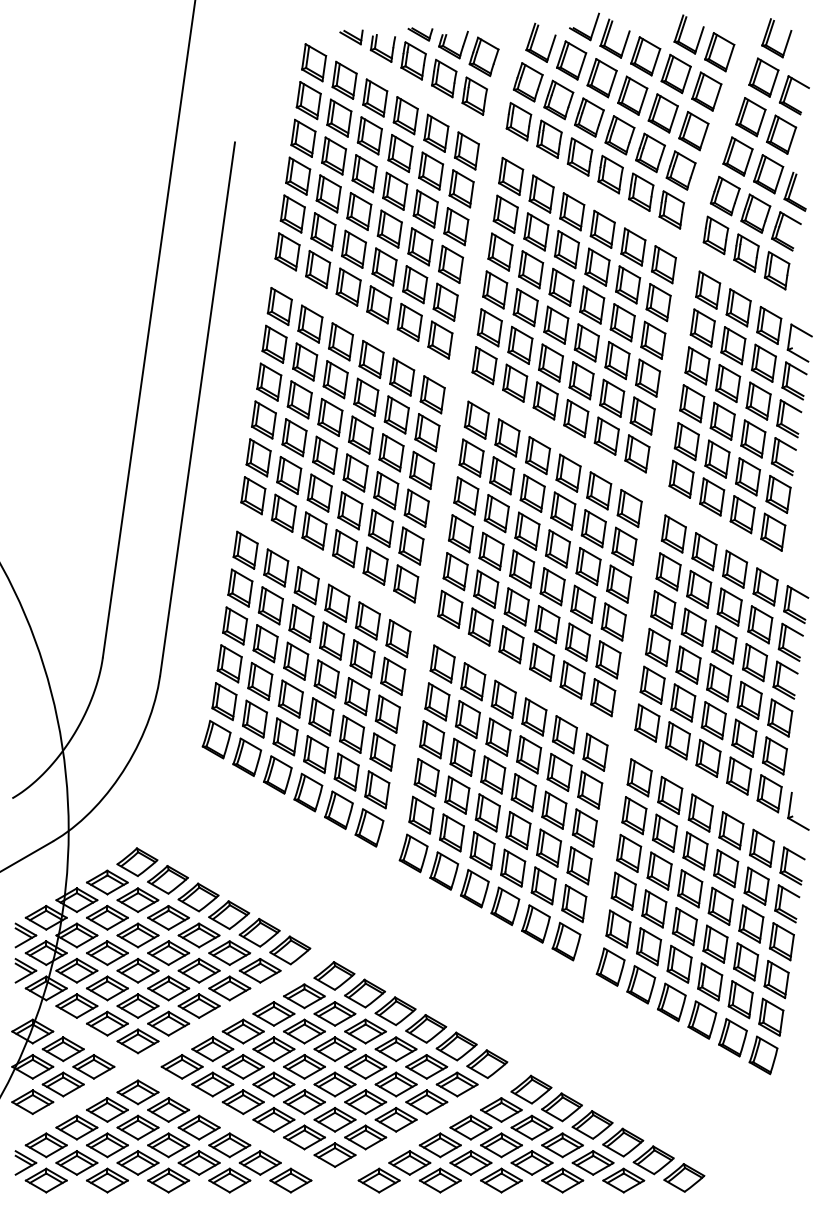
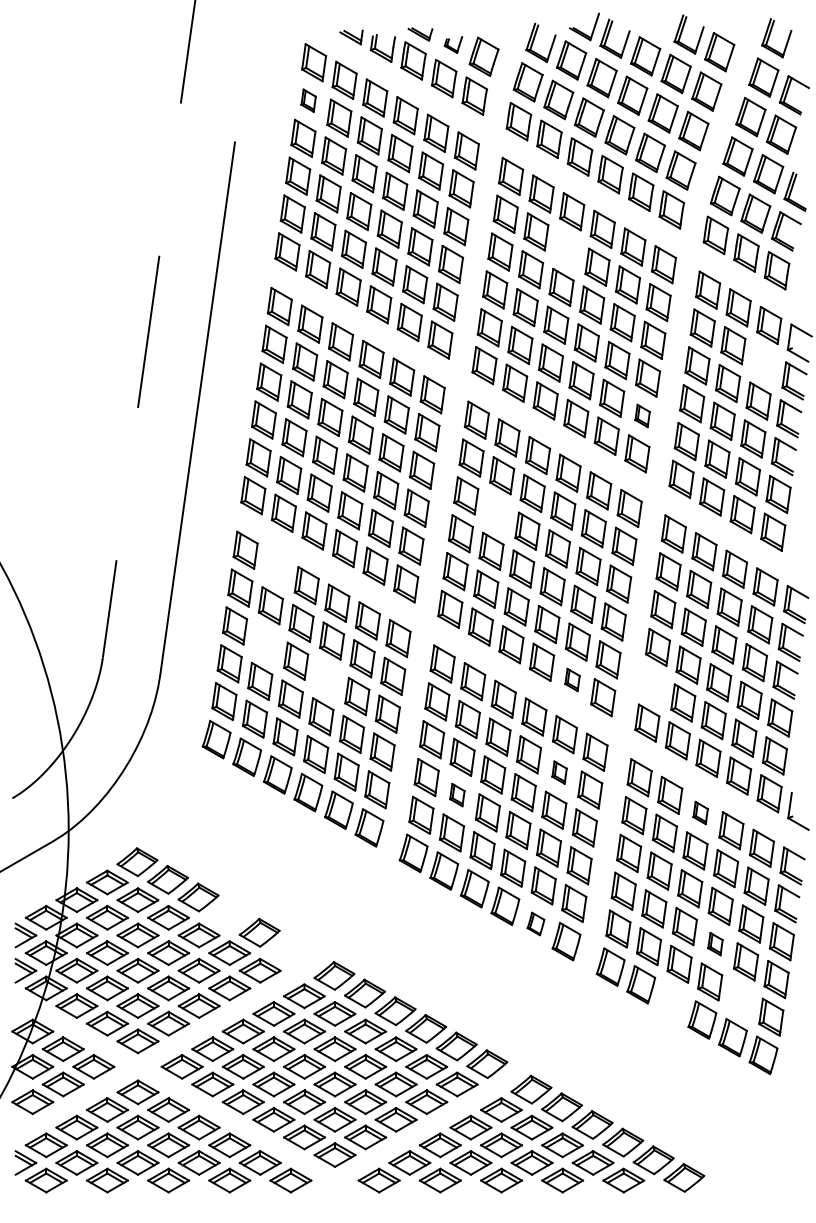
part size: 31x30 px -> 21x19 px (453, 45)
part size: 27x40 px -> 17x25 px (308, 100)
part: present -> none (566, 249)
line: solid -> dashed (149, 329)
part: present -> none (763, 362)
part size: 27x40 px -> 17x26 px (642, 415)
part: present -> none (496, 513)
part: present -> none (276, 567)
part: present -> none (265, 643)
part: present -> none (326, 678)
part size: 27x40 px -> 17x26 px (572, 679)
part: present -> none (652, 684)
part size: 27x40 px -> 17x25 px (559, 772)
part size: 27x40 px -> 17x25 px (457, 795)
part size: 27x40 px -> 17x26 px (700, 812)
part: present -> none (229, 915)
part size: 30x40 px -> 20x26 px (535, 923)
part size: 27x40 px -> 17x25 px (715, 944)
part: present -> none (290, 950)
part: present -> none (740, 999)
part: present -> none (671, 1002)
